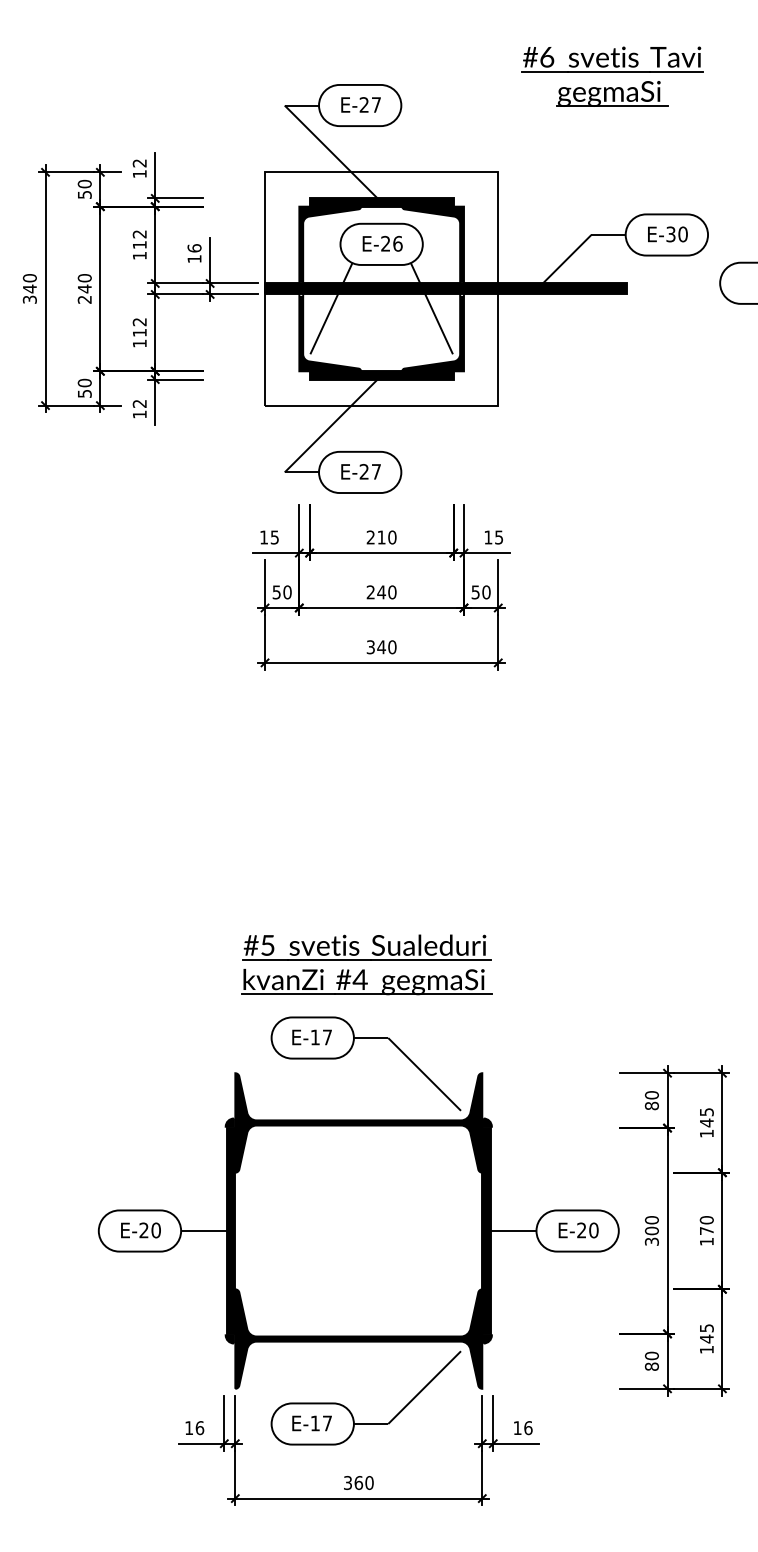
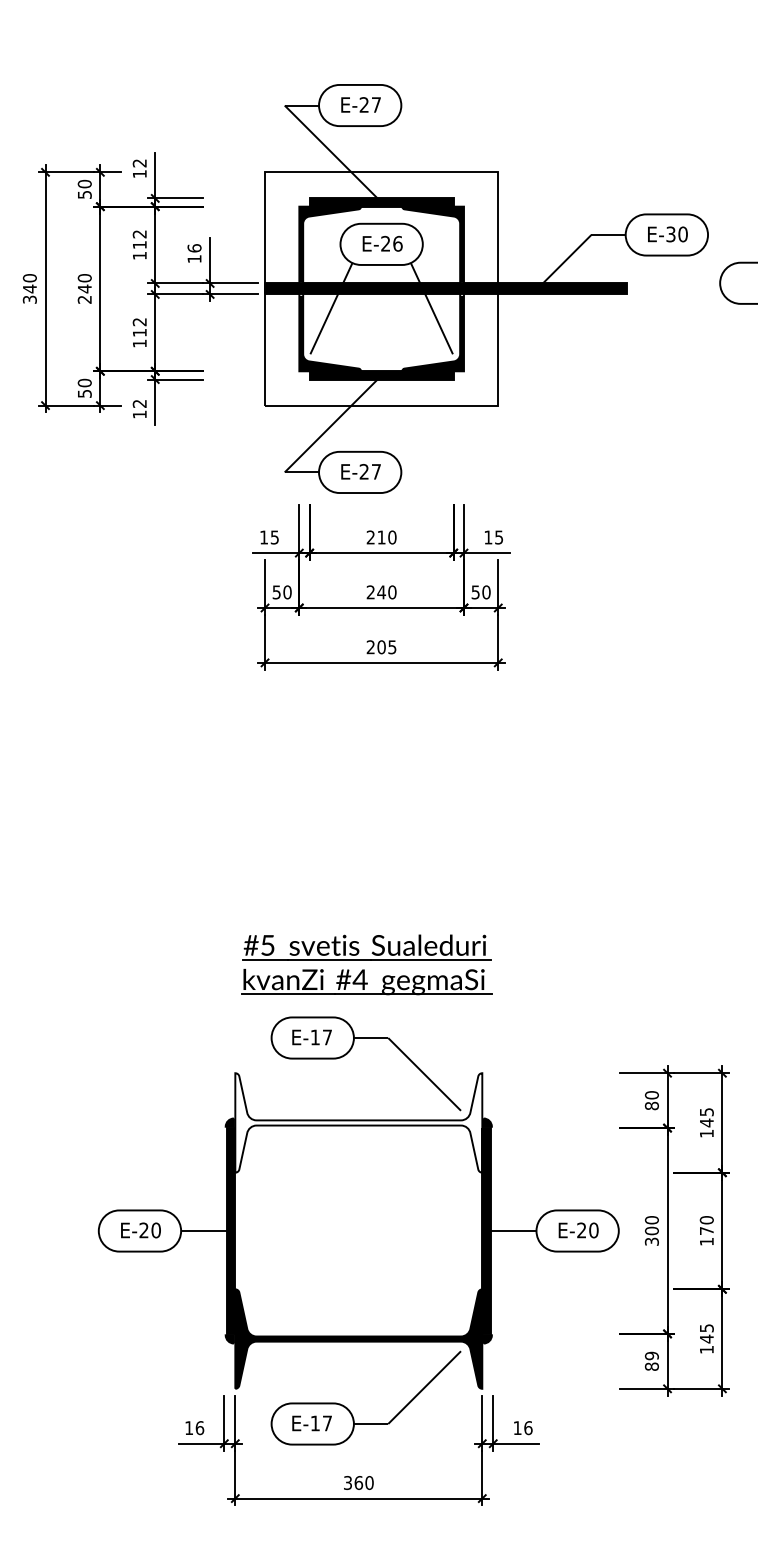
part: present -> none (612, 76)
text: 340 -> 205 (381, 647)
fill: present -> none (358, 1122)
text: 80 -> 89 (651, 1355)
